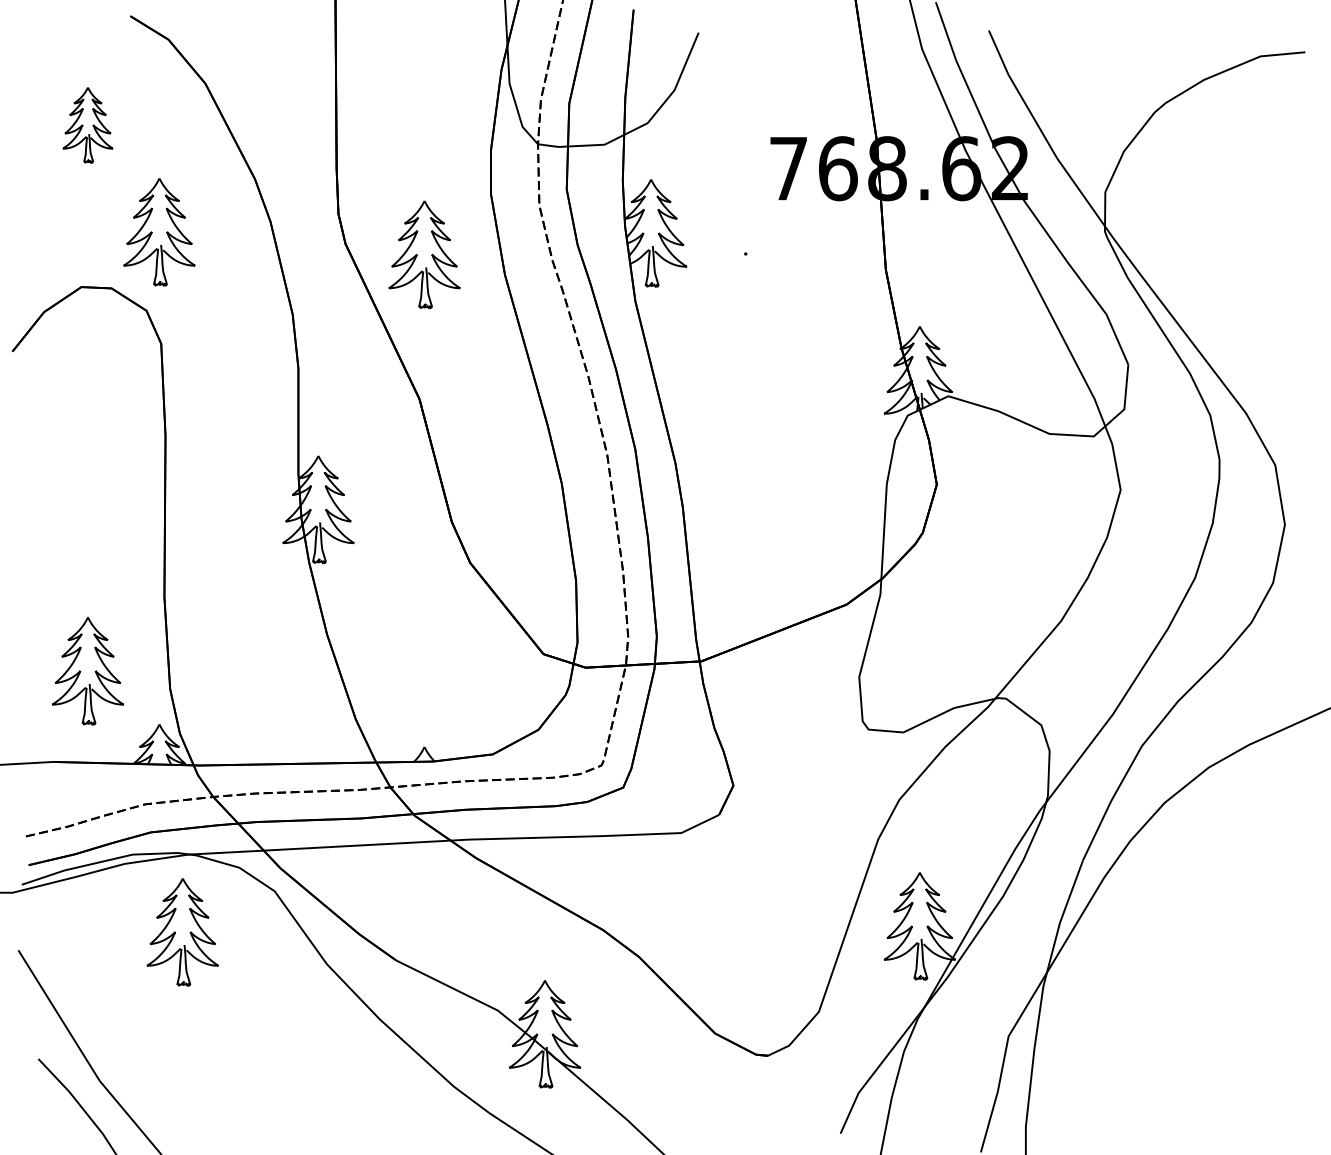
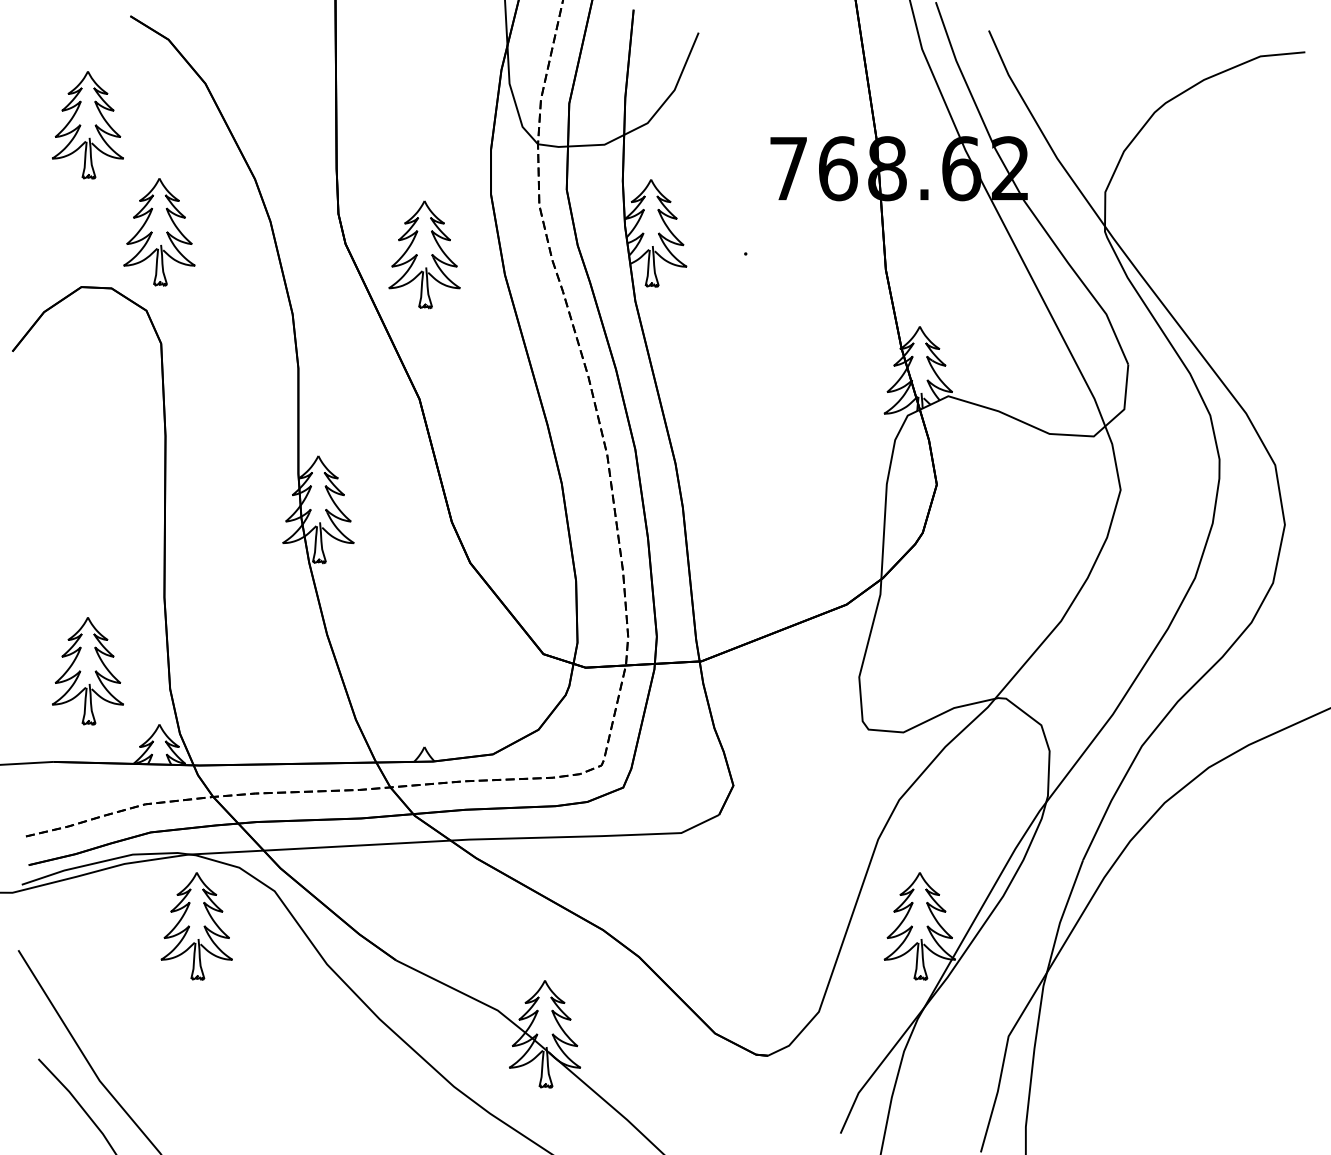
part size: 52x77 px -> 72x109 px (87, 125)
part position: (182, 932) -> (196, 926) (196, 926)
